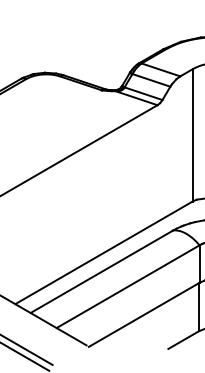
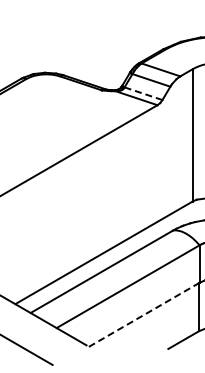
line: solid -> dashed (143, 93)
line: solid -> dashed (144, 314)
line: present -> none (24, 356)
